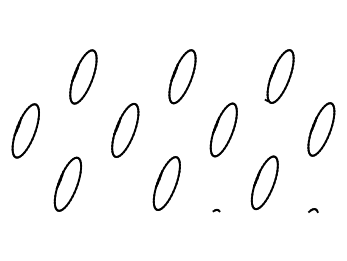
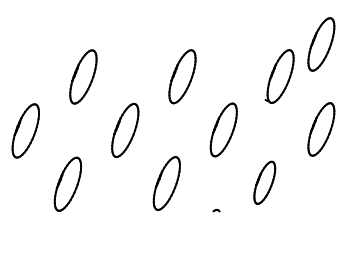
part: none -> present (321, 44)
part size: 29x56 px -> 24x45 px (264, 182)
part: present -> none (313, 210)
